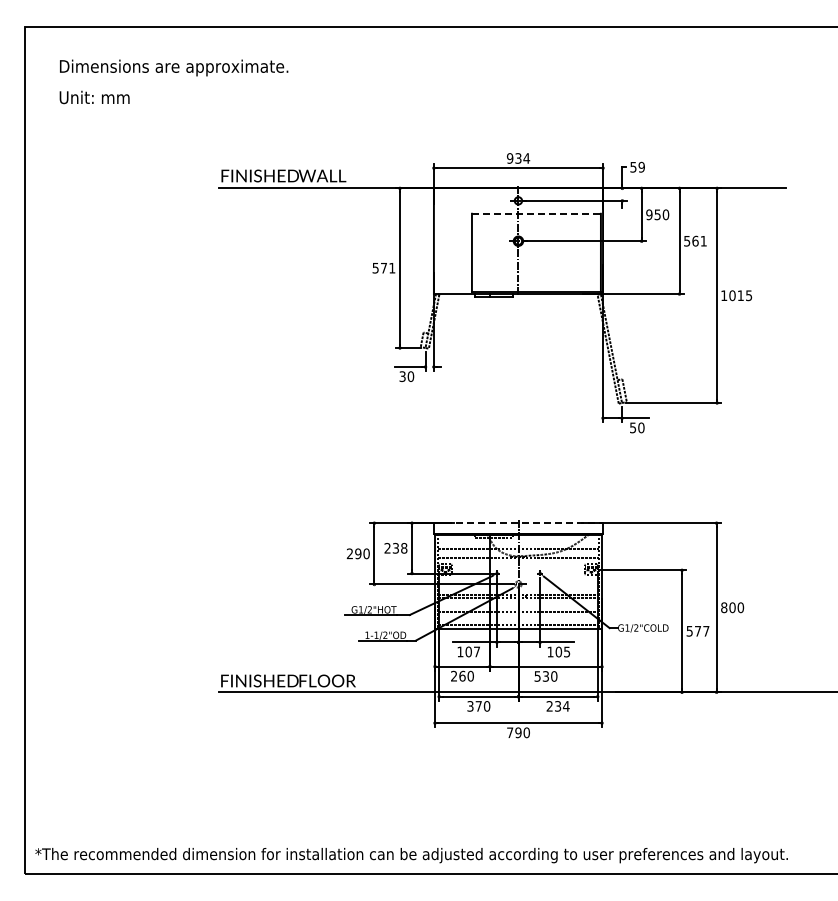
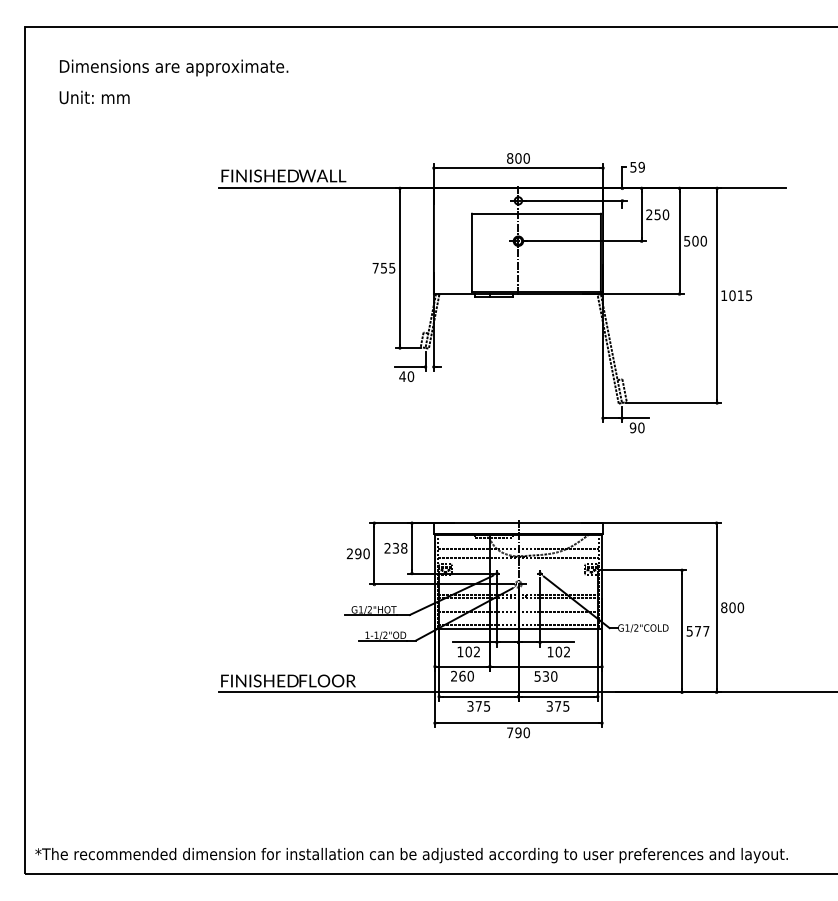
text: 934 -> 800 (518, 158)
line: dashed -> solid (536, 213)
text: 950 -> 250 (649, 214)
text: 561 -> 500 (699, 240)
text: 571 -> 755 (383, 268)
text: 30 -> 40 (402, 376)
text: 50 -> 90 (632, 427)
line: dashed -> solid (518, 523)
text: 107 -> 102 (476, 651)
text: 105 -> 102 (567, 651)
text: 370 -> 375 (486, 706)
text: 234 -> 375 (557, 706)
